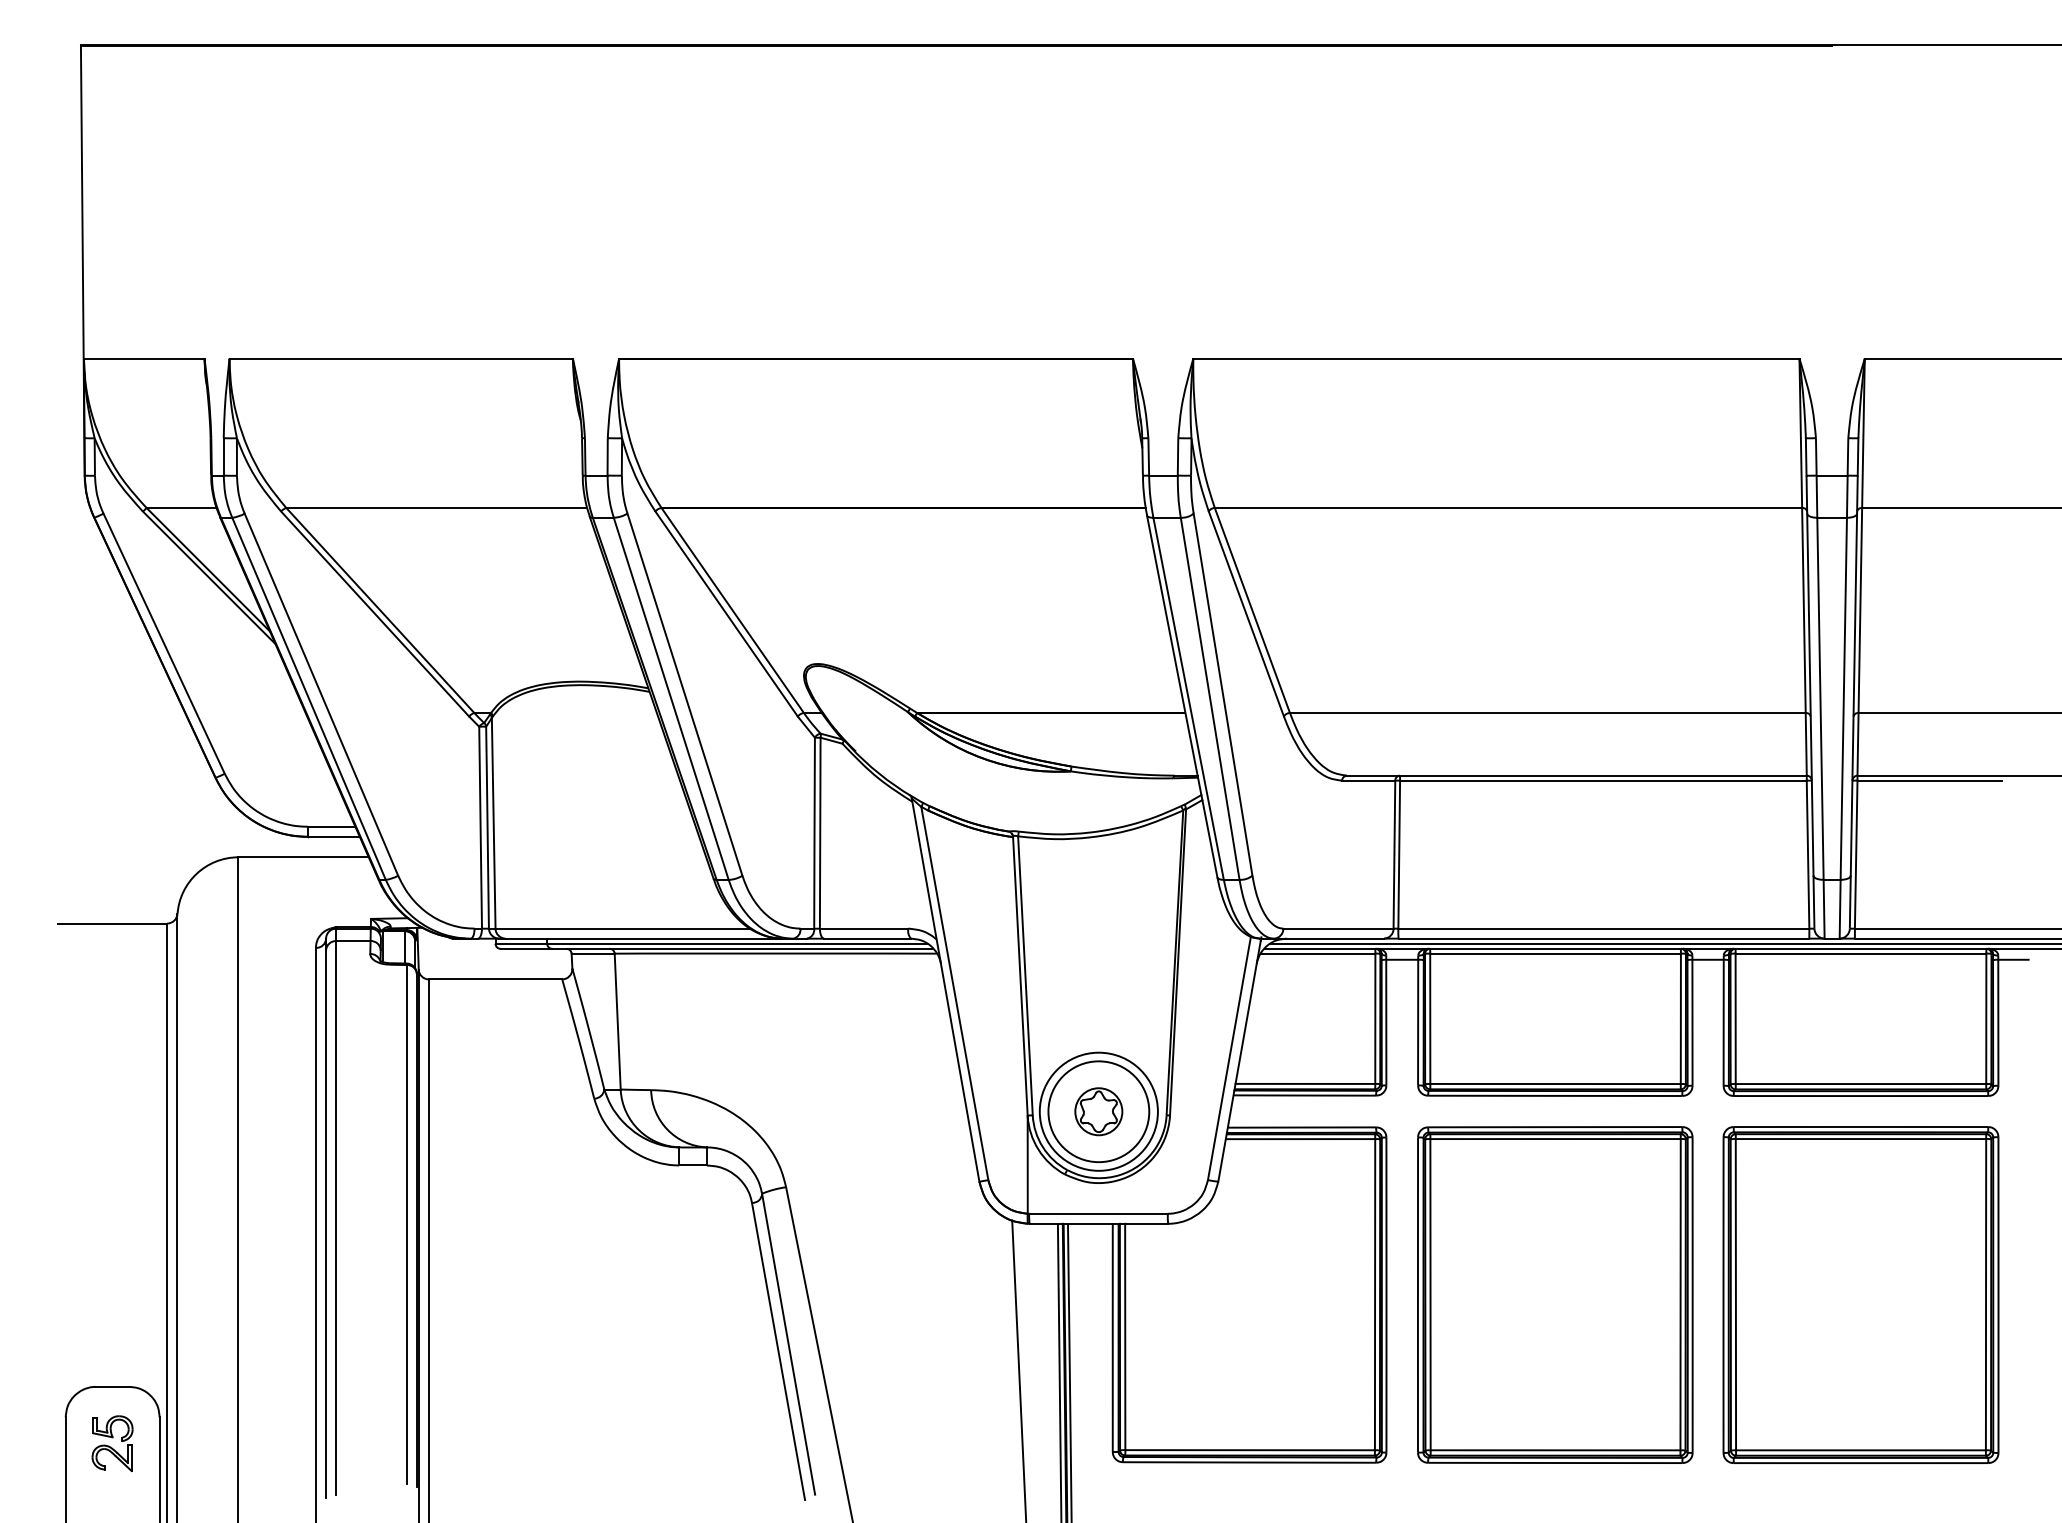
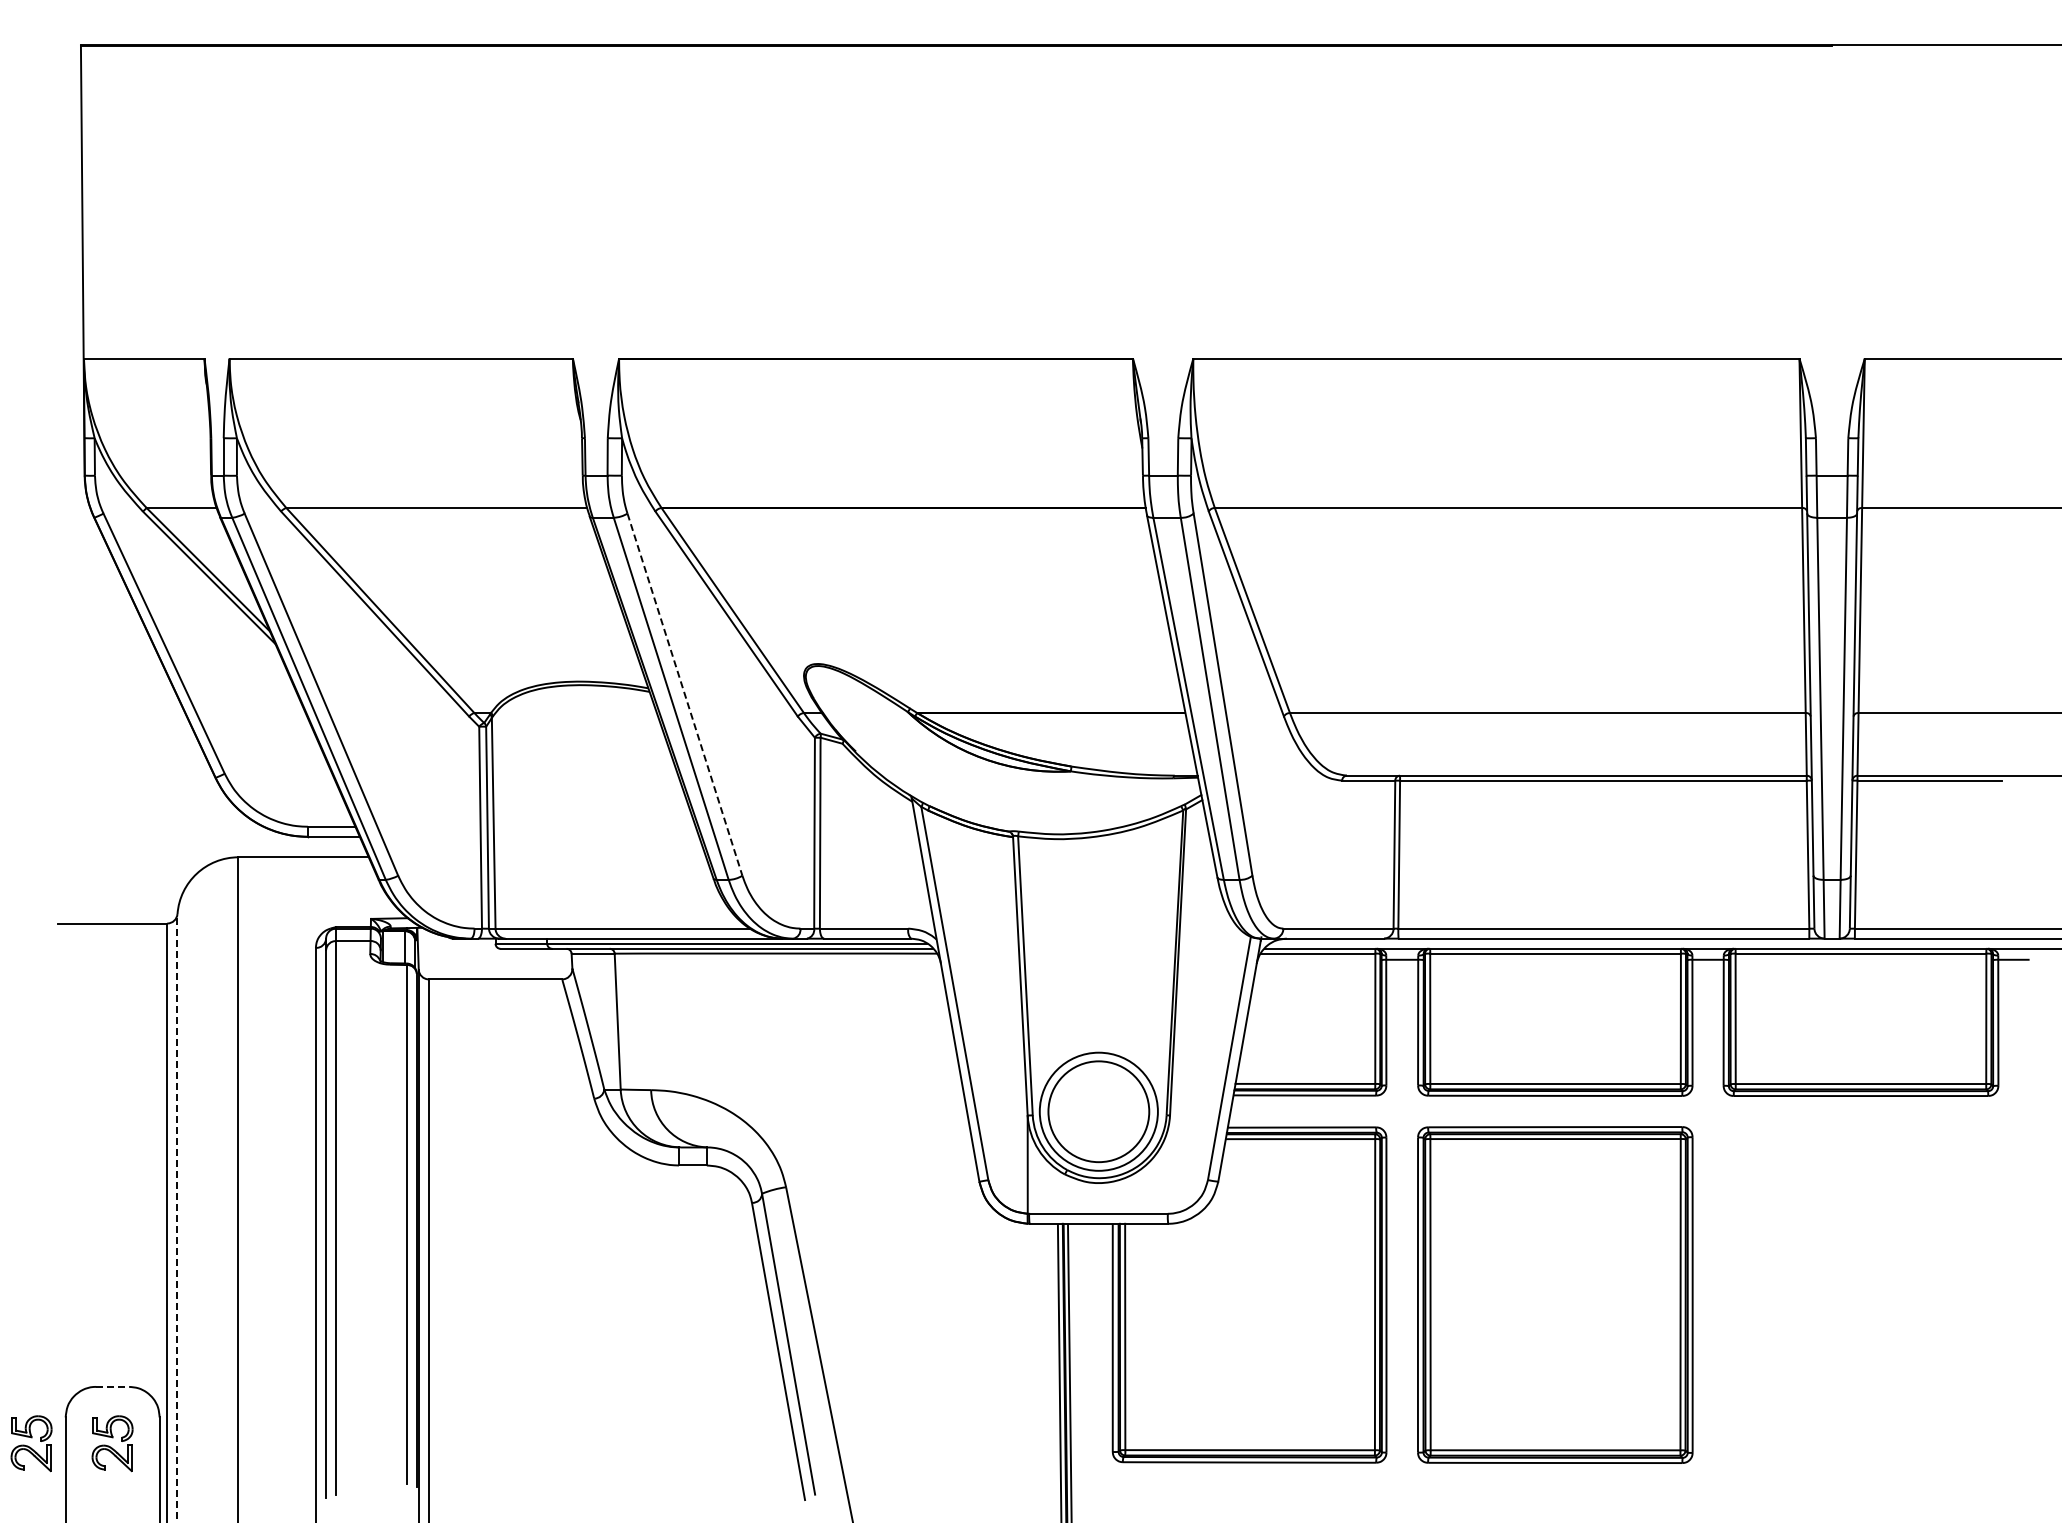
line: solid -> dashed (684, 694)
line: present -> none (1664, 943)
part: present -> none (1098, 1111)
line: solid -> dashed (177, 1217)
part: present -> none (1860, 1294)
line: present -> none (1019, 1369)
line: solid -> dashed (113, 1386)
part: none -> present (31, 1443)
